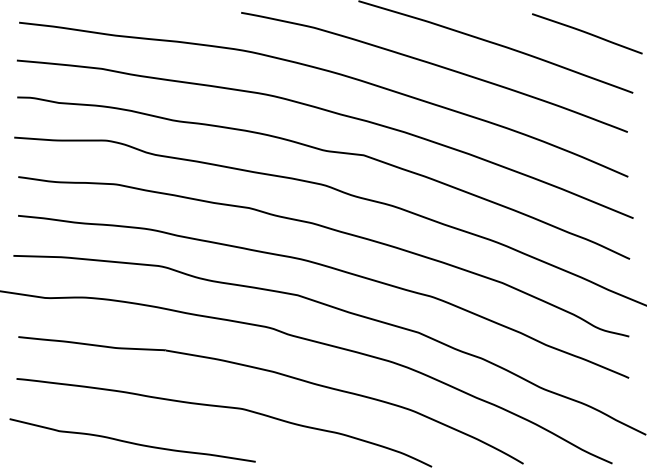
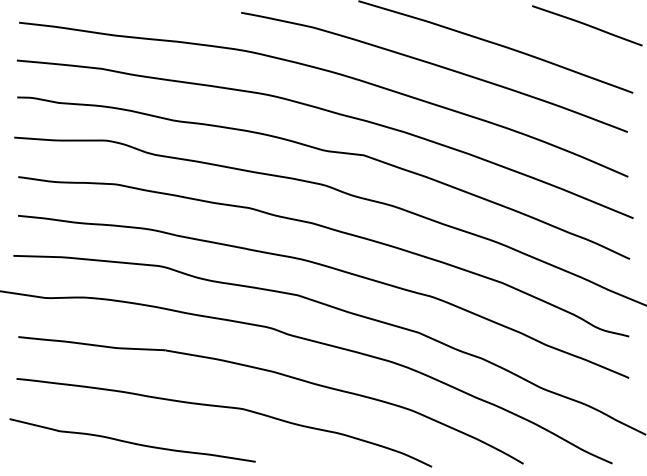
curve position: (587, 33) -> (587, 25) (587, 25)
